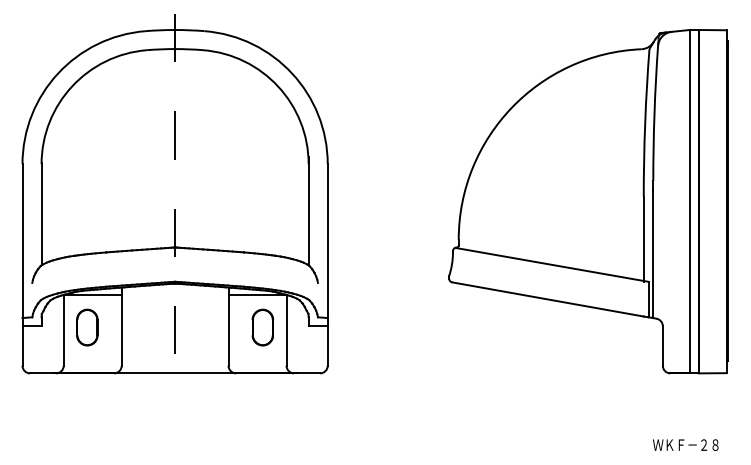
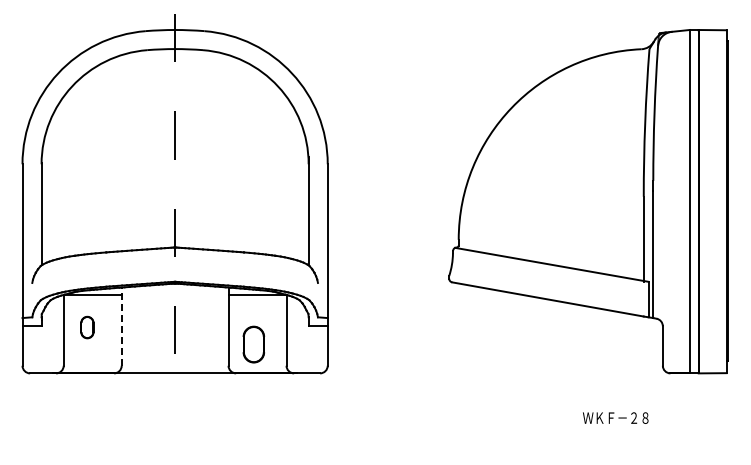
line: solid -> dashed (121, 326)
part size: 23x39 px -> 15x25 px (87, 327)
part position: (262, 327) -> (253, 344) (253, 344)
text position: (685, 444) -> (615, 417) (615, 417)
